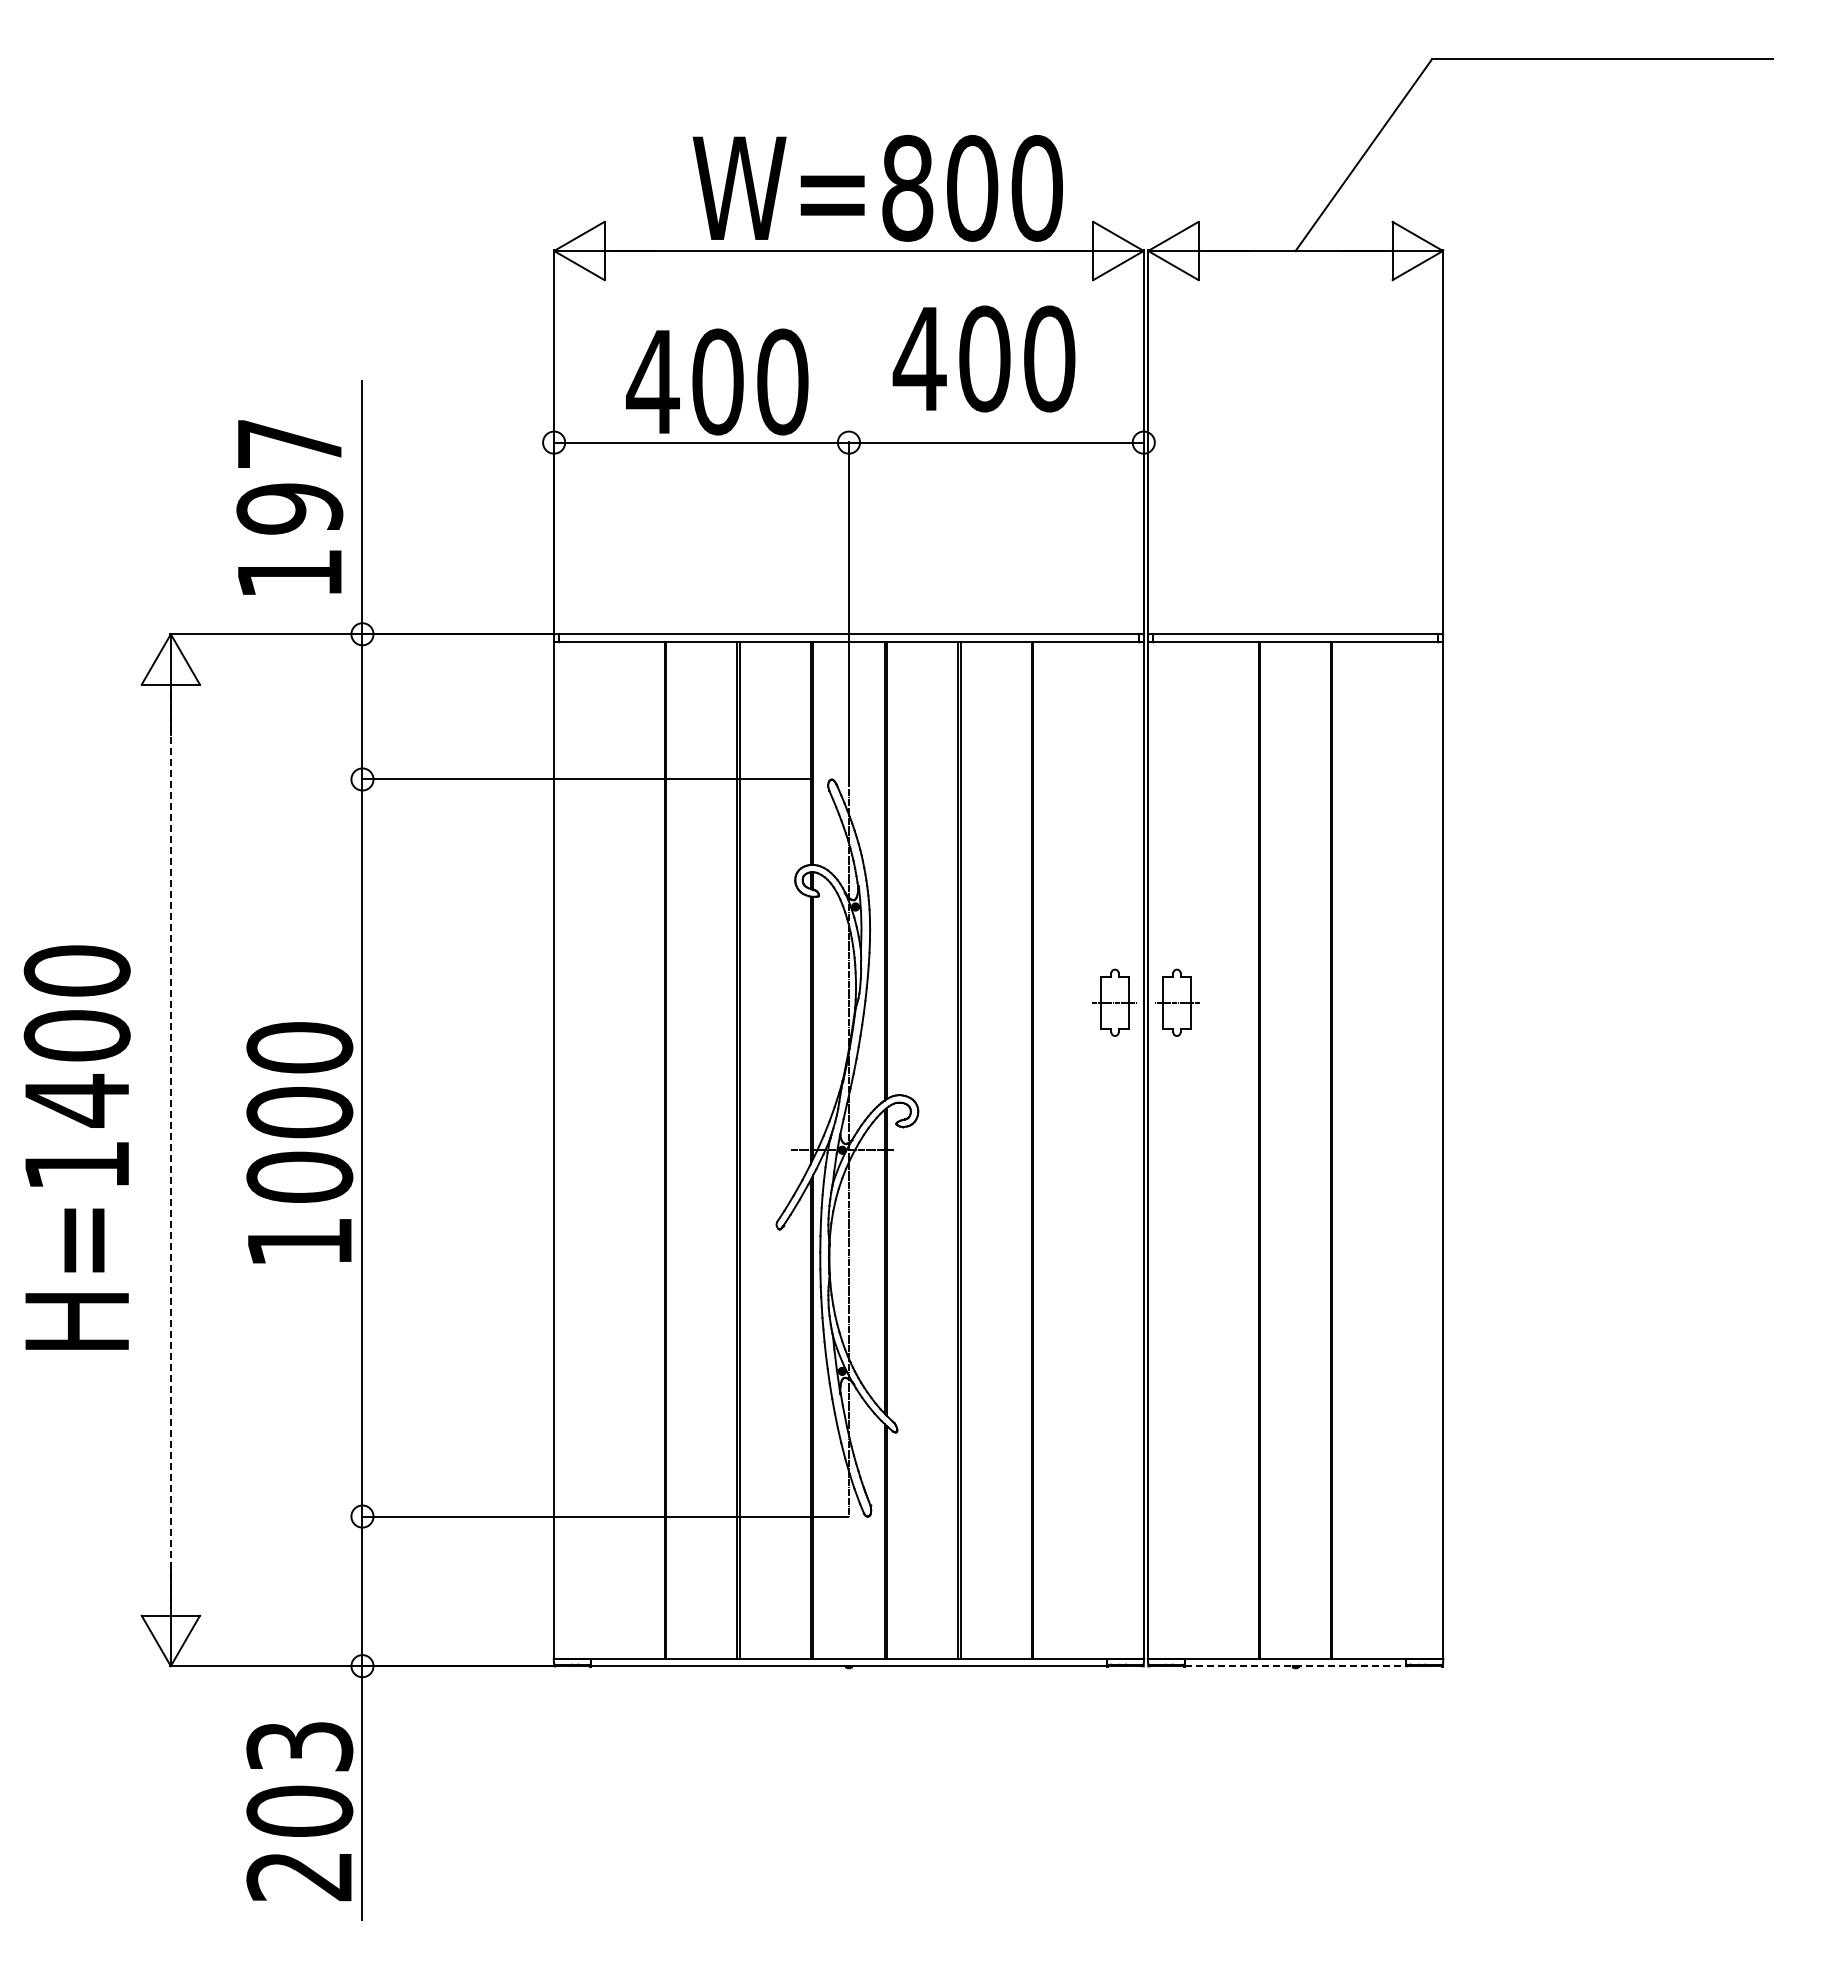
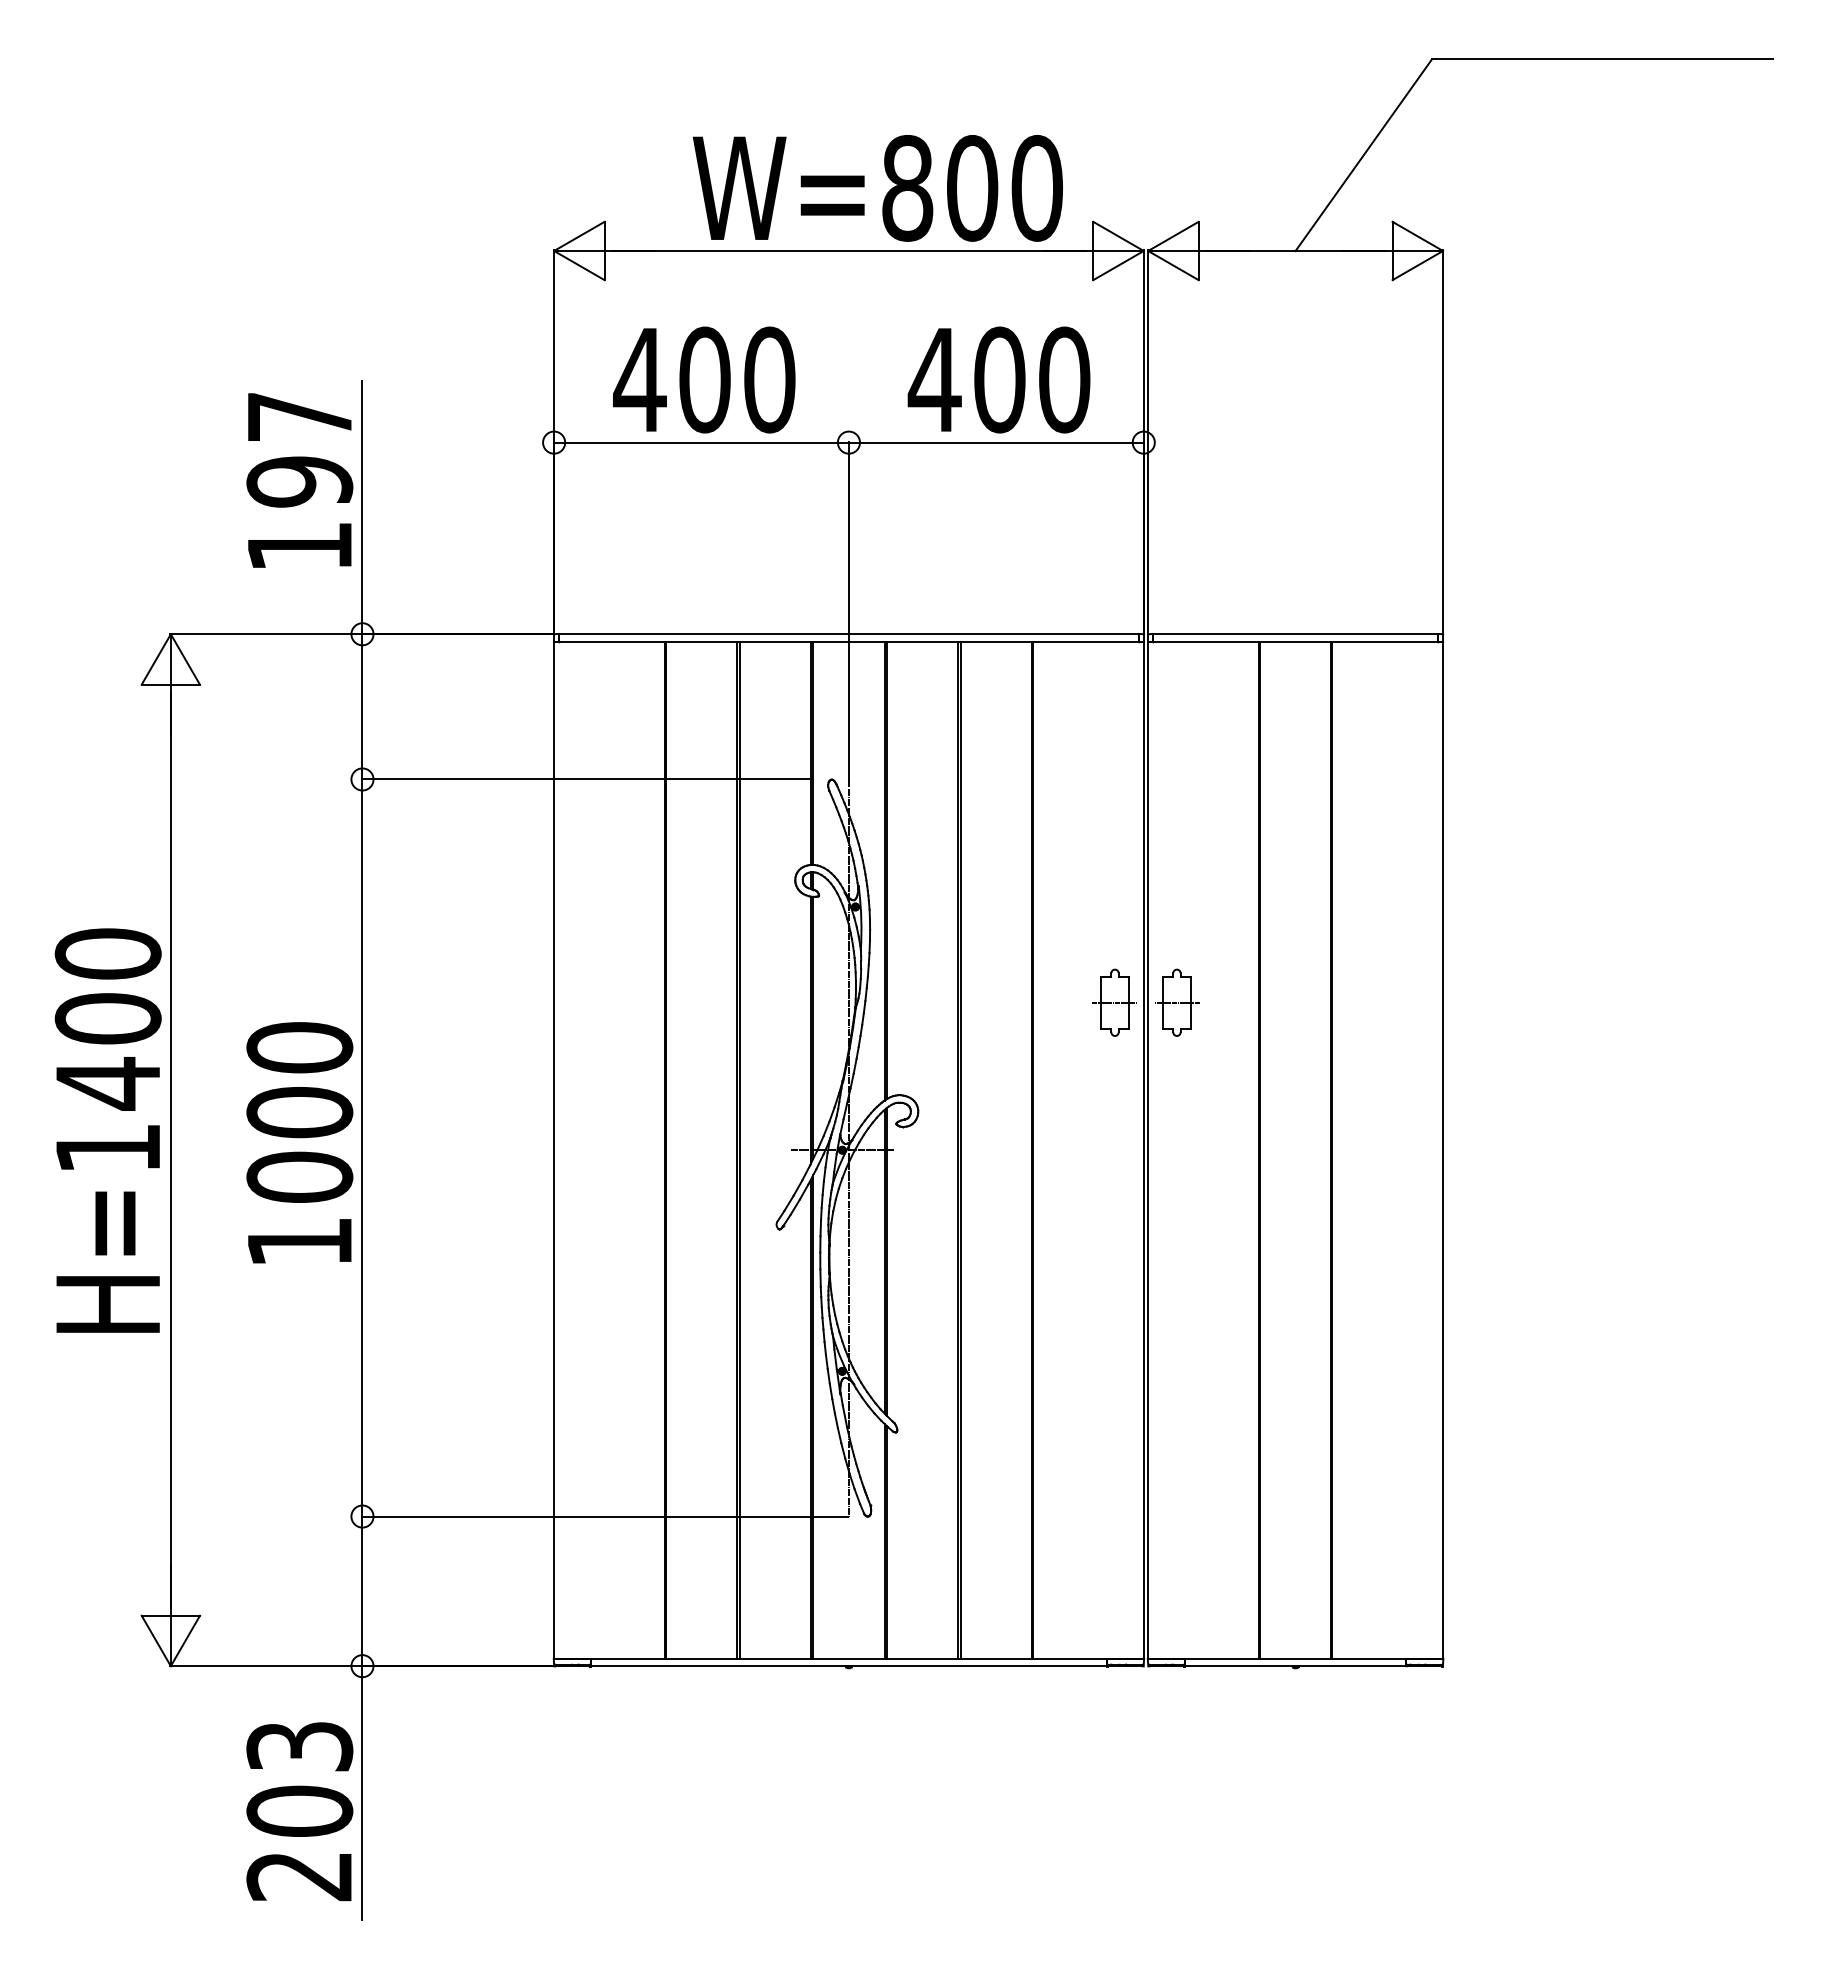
text position: (983, 358) -> (998, 379) (998, 379)
text position: (717, 381) -> (704, 379) (704, 379)
text position: (289, 507) -> (299, 480) (299, 480)
text position: (76, 1147) -> (107, 1130) (107, 1130)
line: dashed -> solid (170, 1150)
line: dashed -> solid (1295, 1666)
